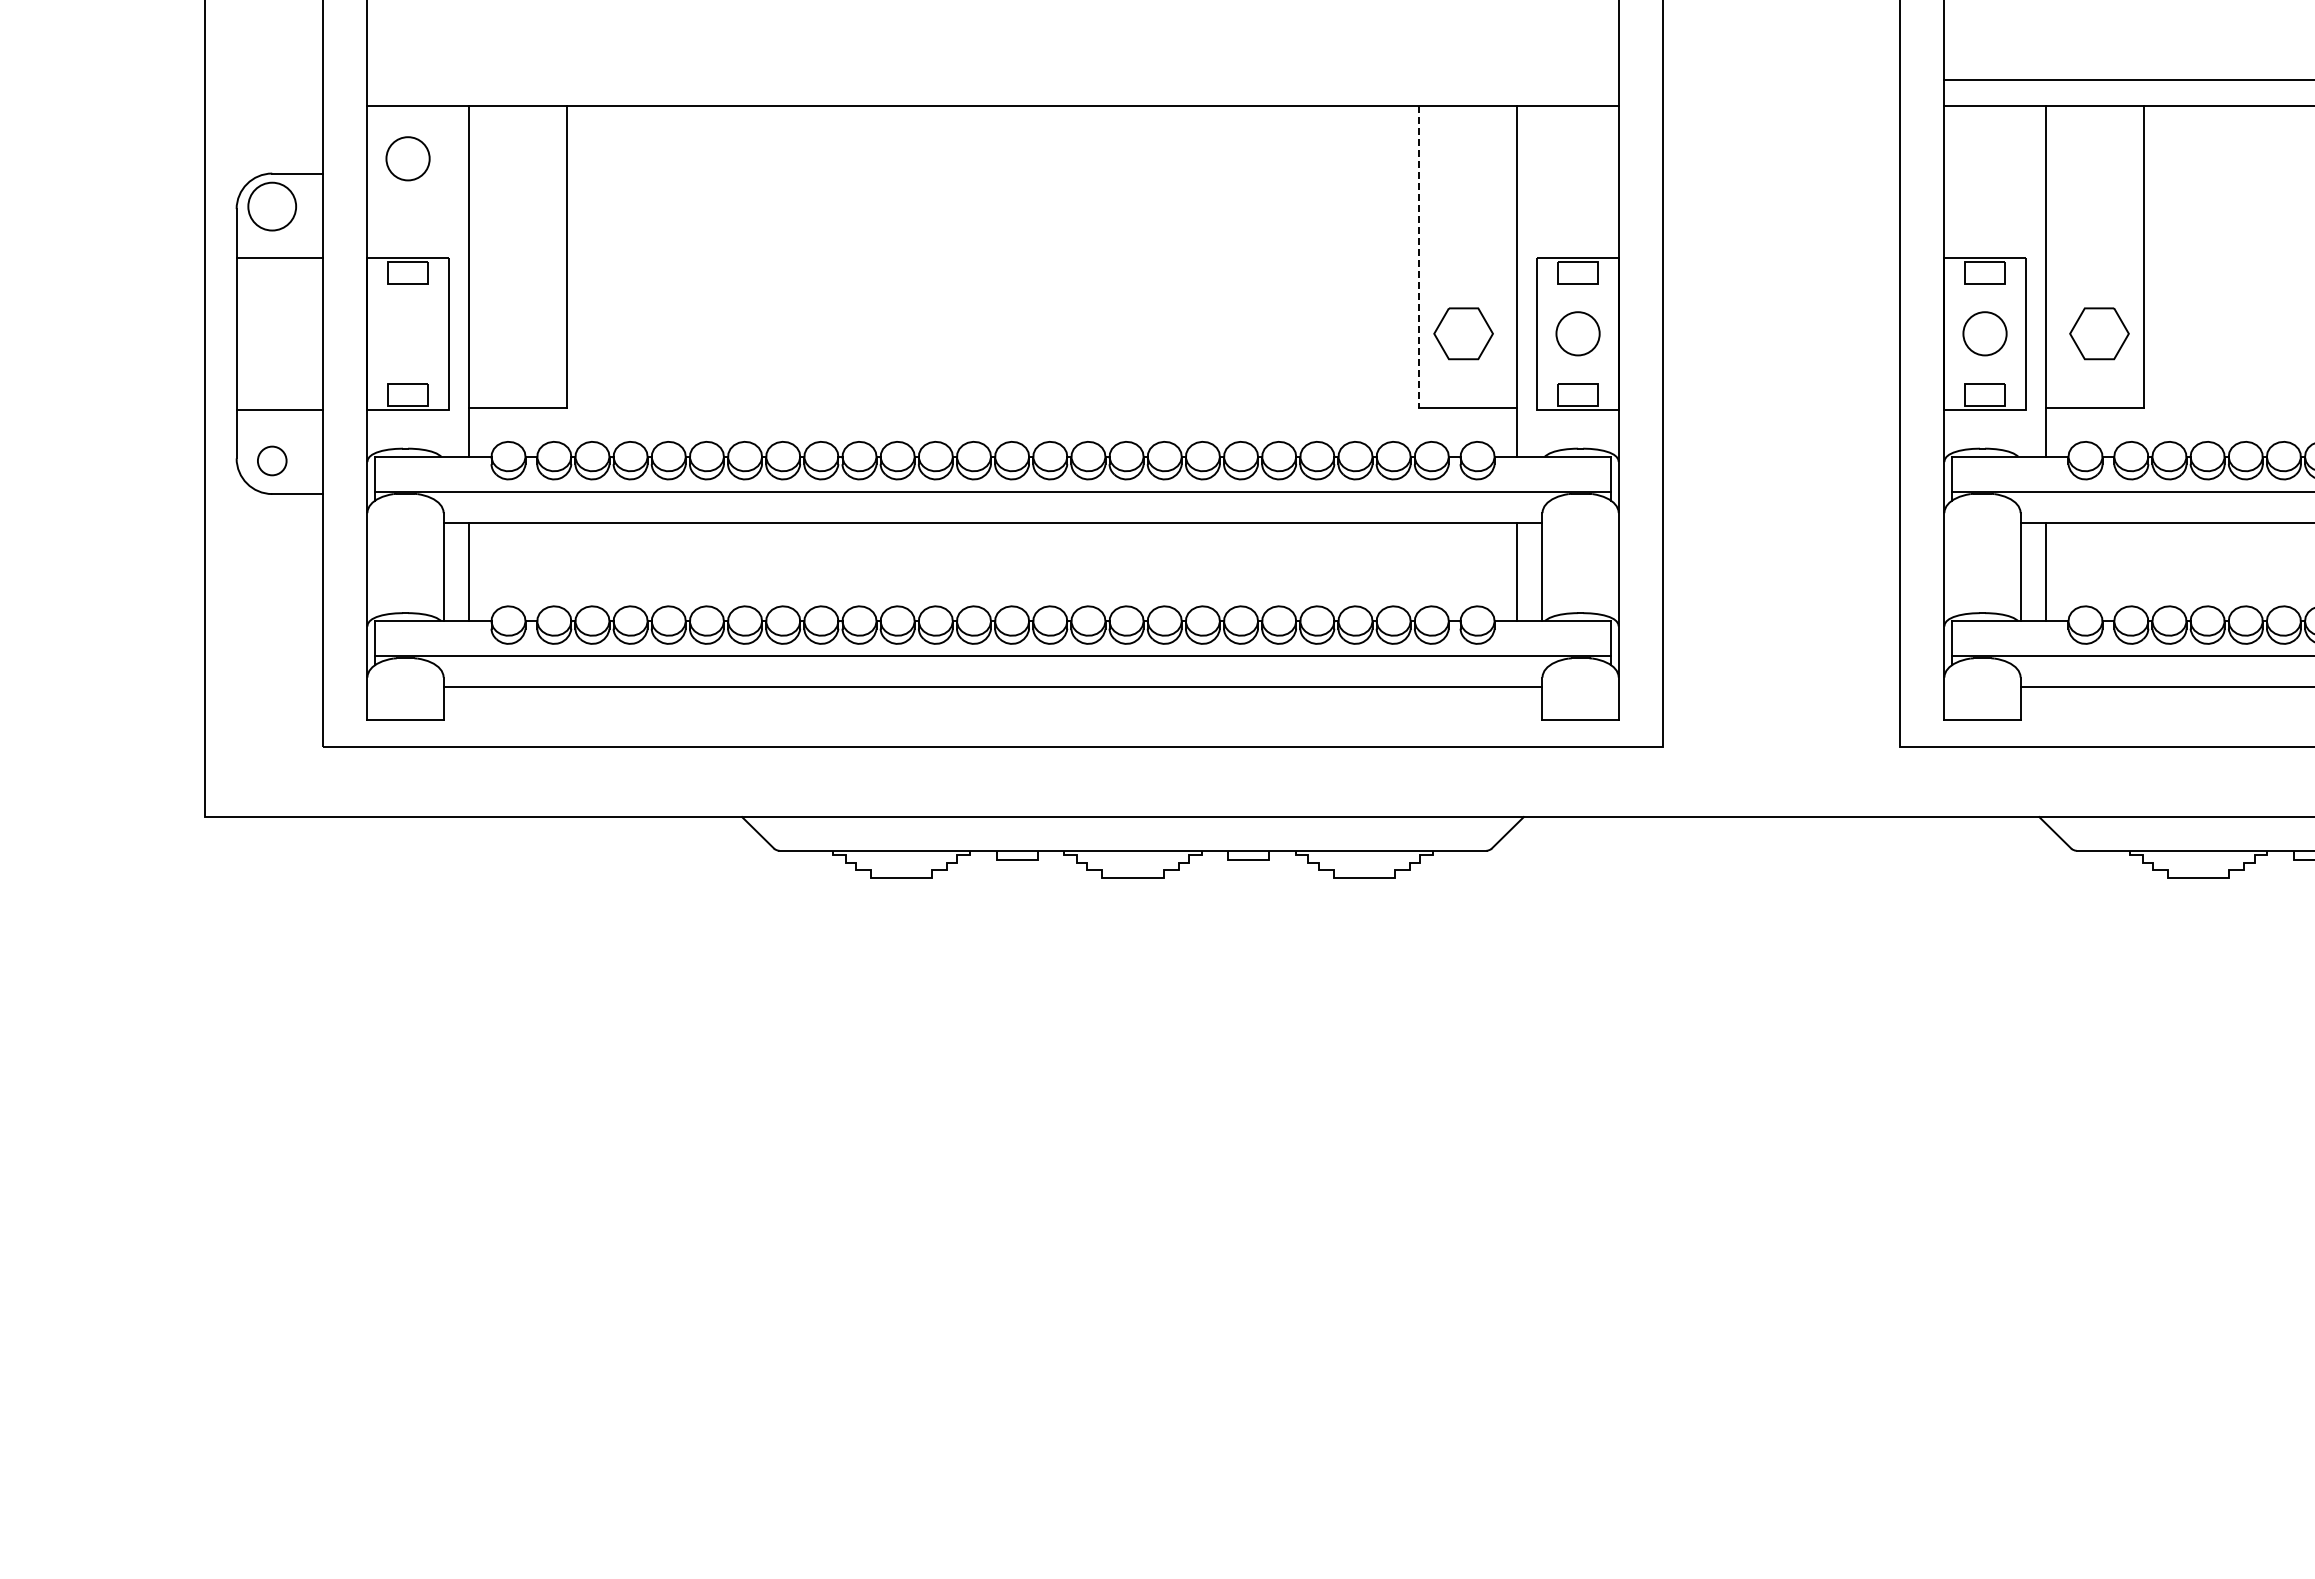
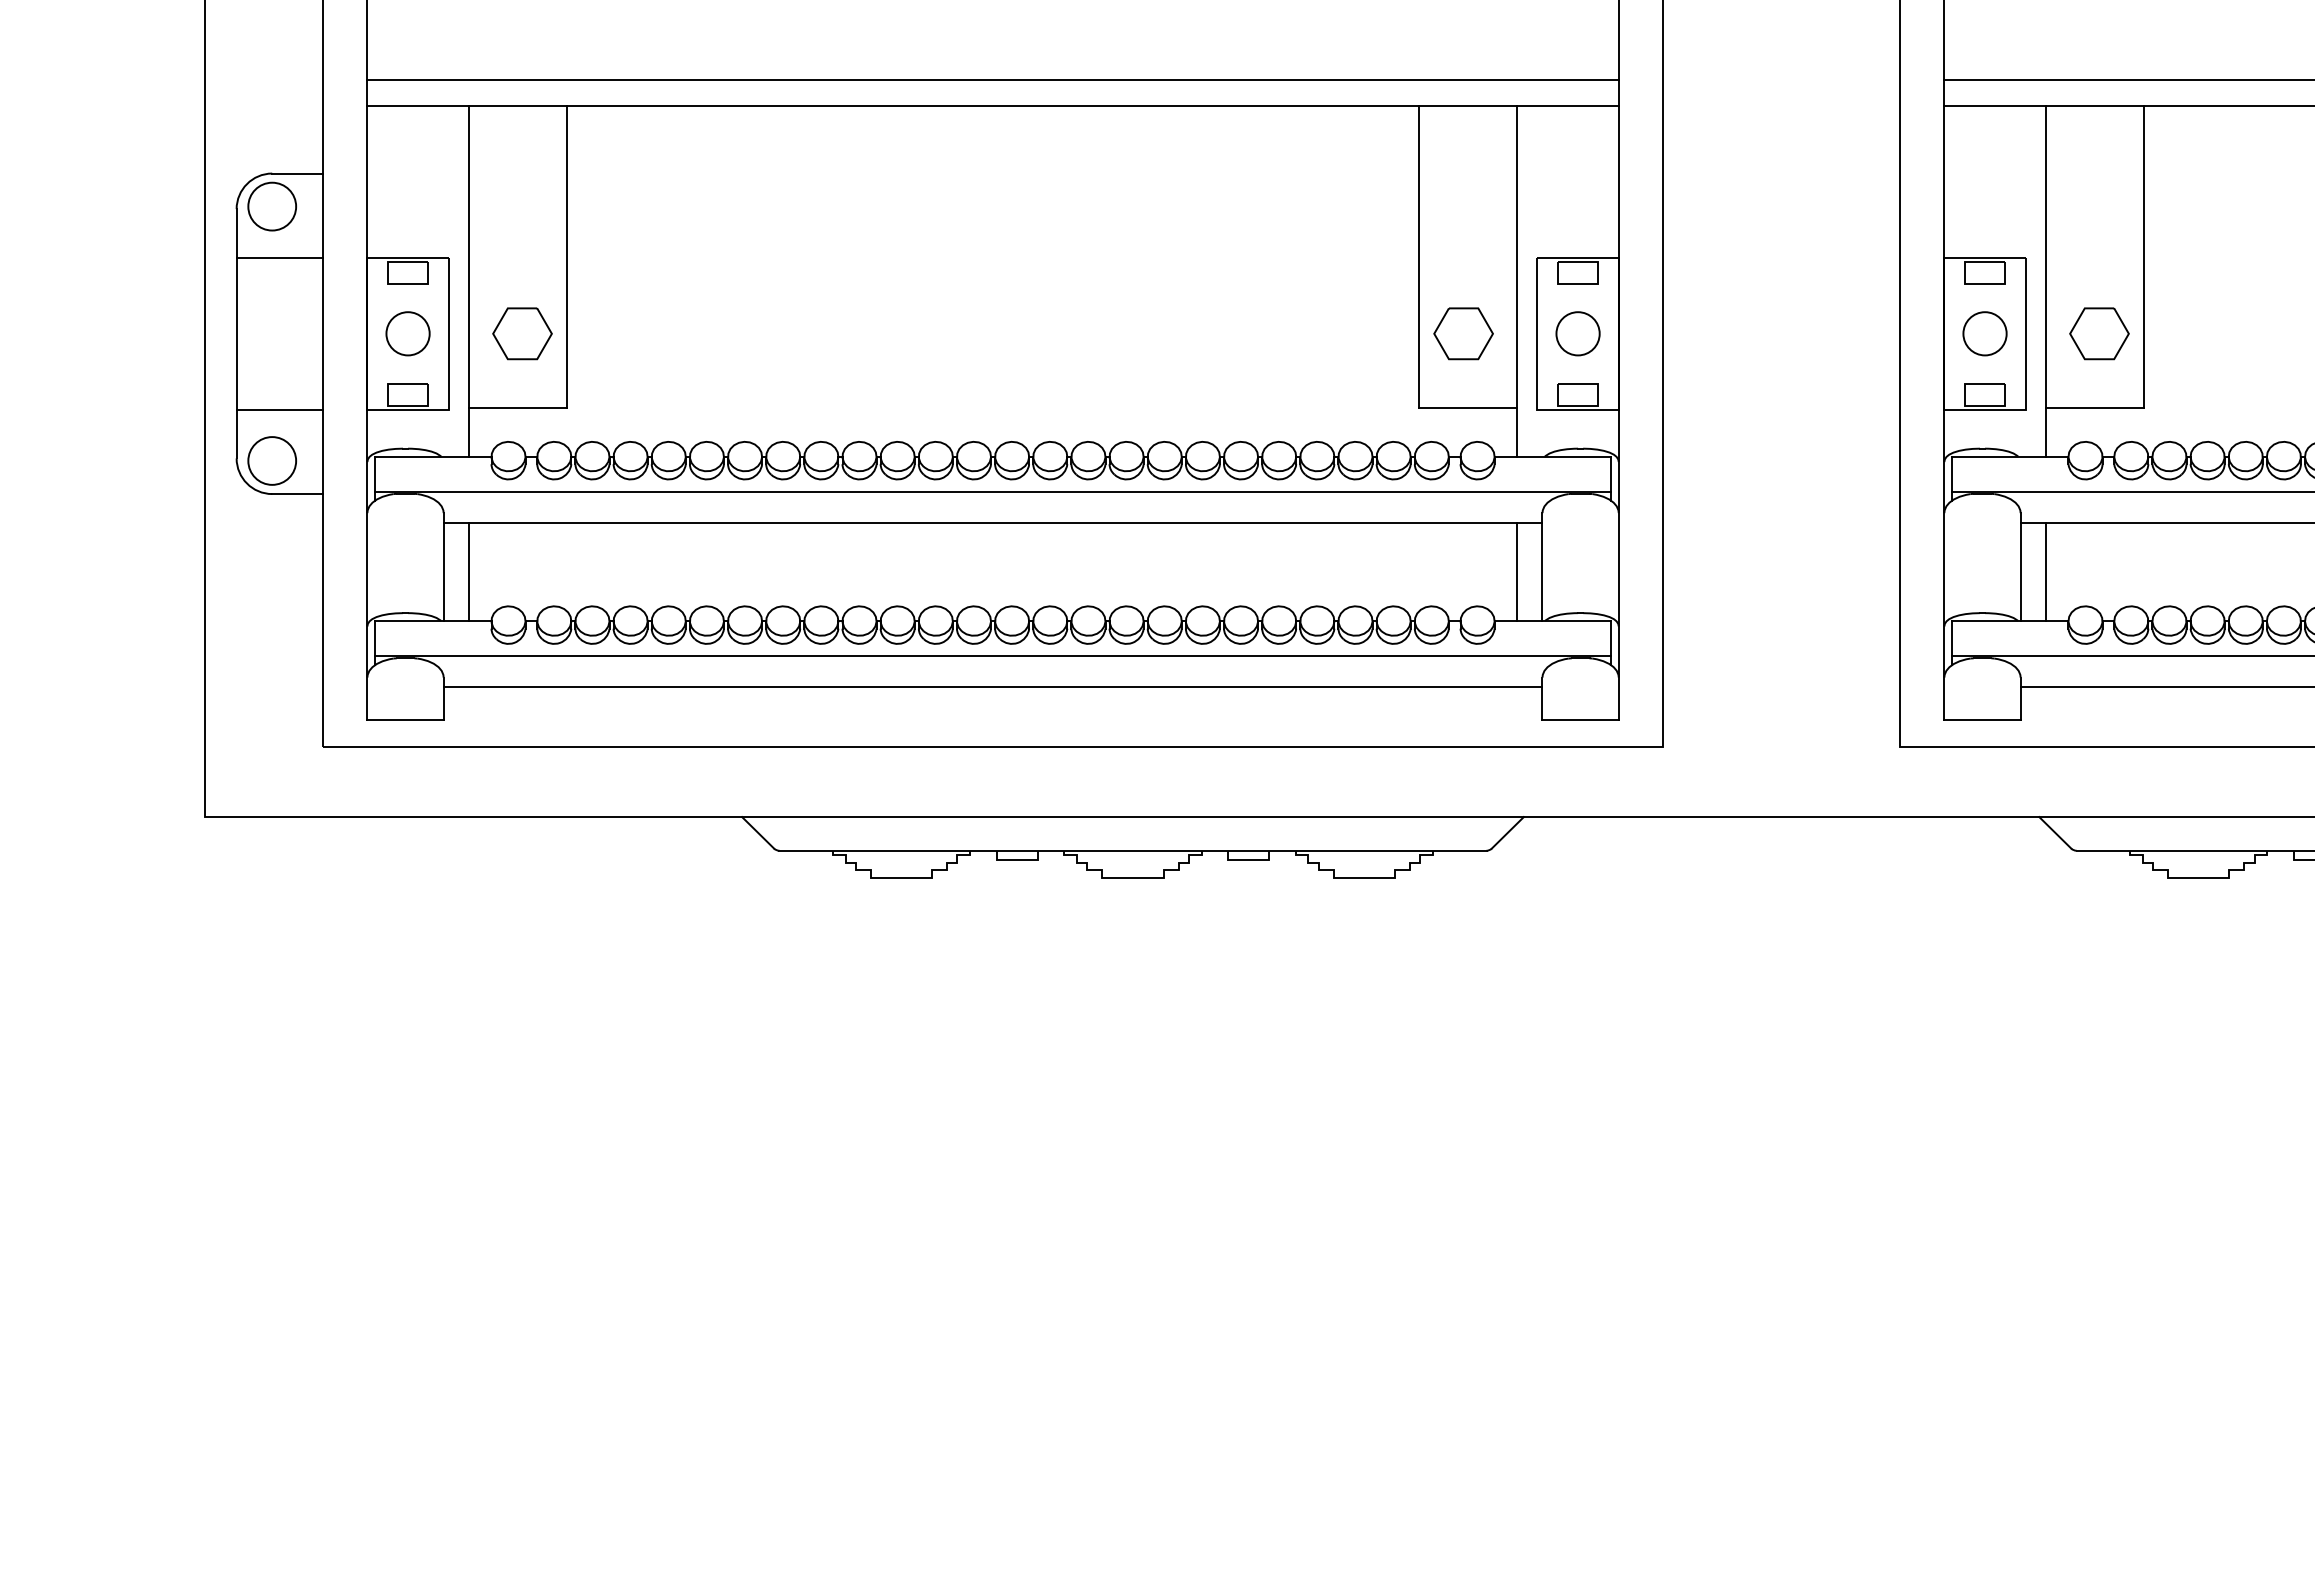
line: none -> present (992, 80)
circle position: (407, 158) -> (407, 333) (407, 333)
line: dashed -> solid (1419, 256)
part: none -> present (522, 333)
circle diameter: 29 px -> 48 px (272, 460)
